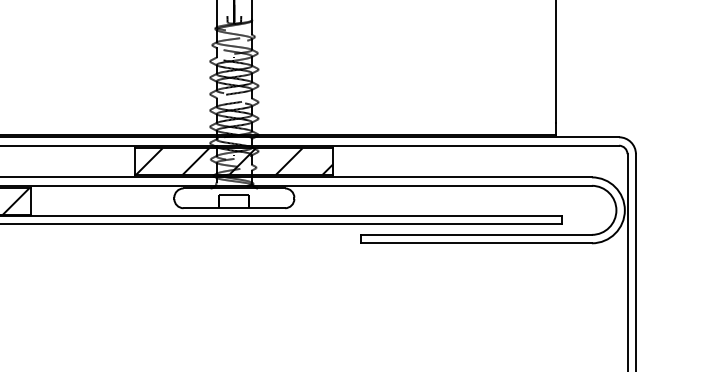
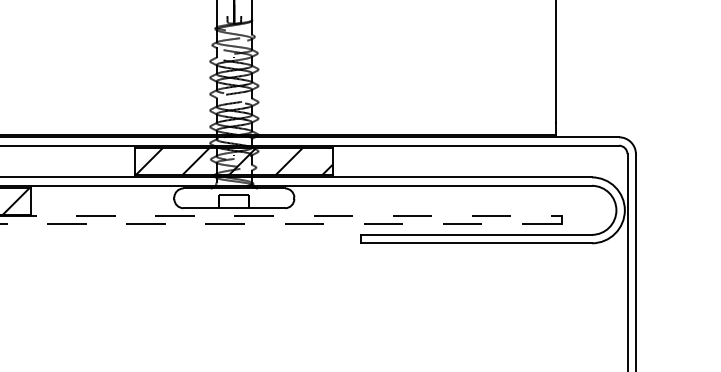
line: solid -> dashed (281, 215)
line: solid -> dashed (280, 224)
